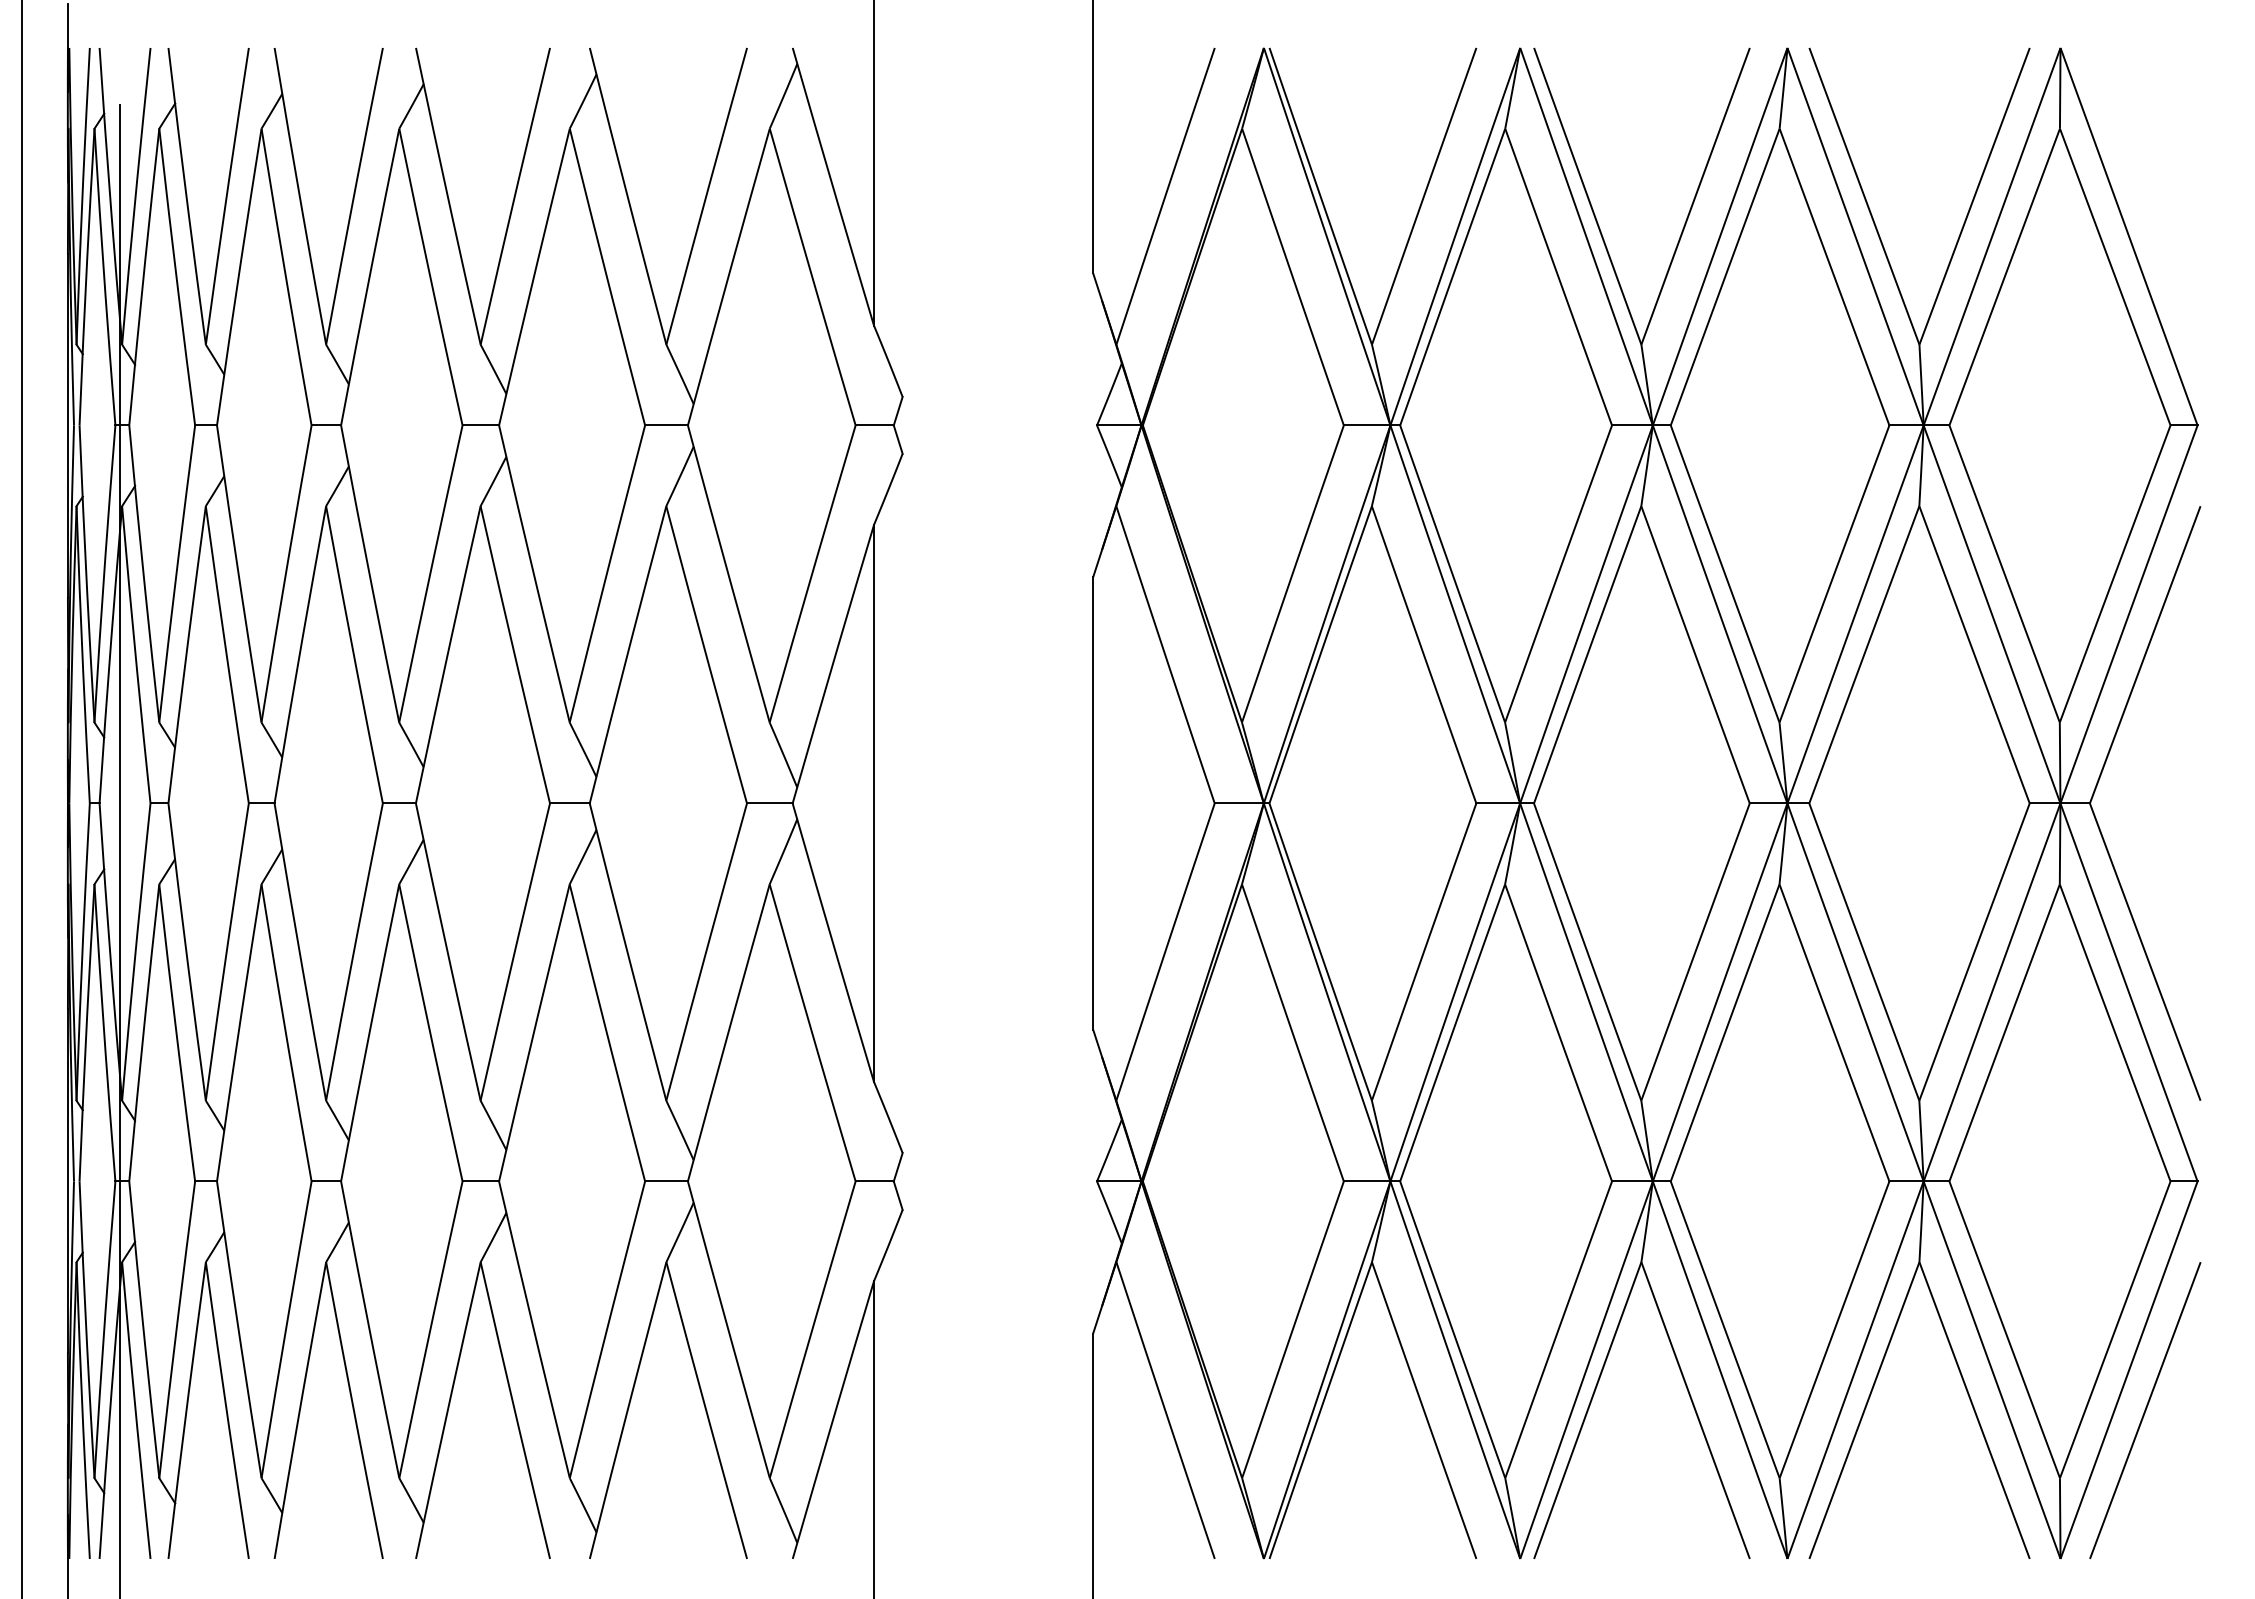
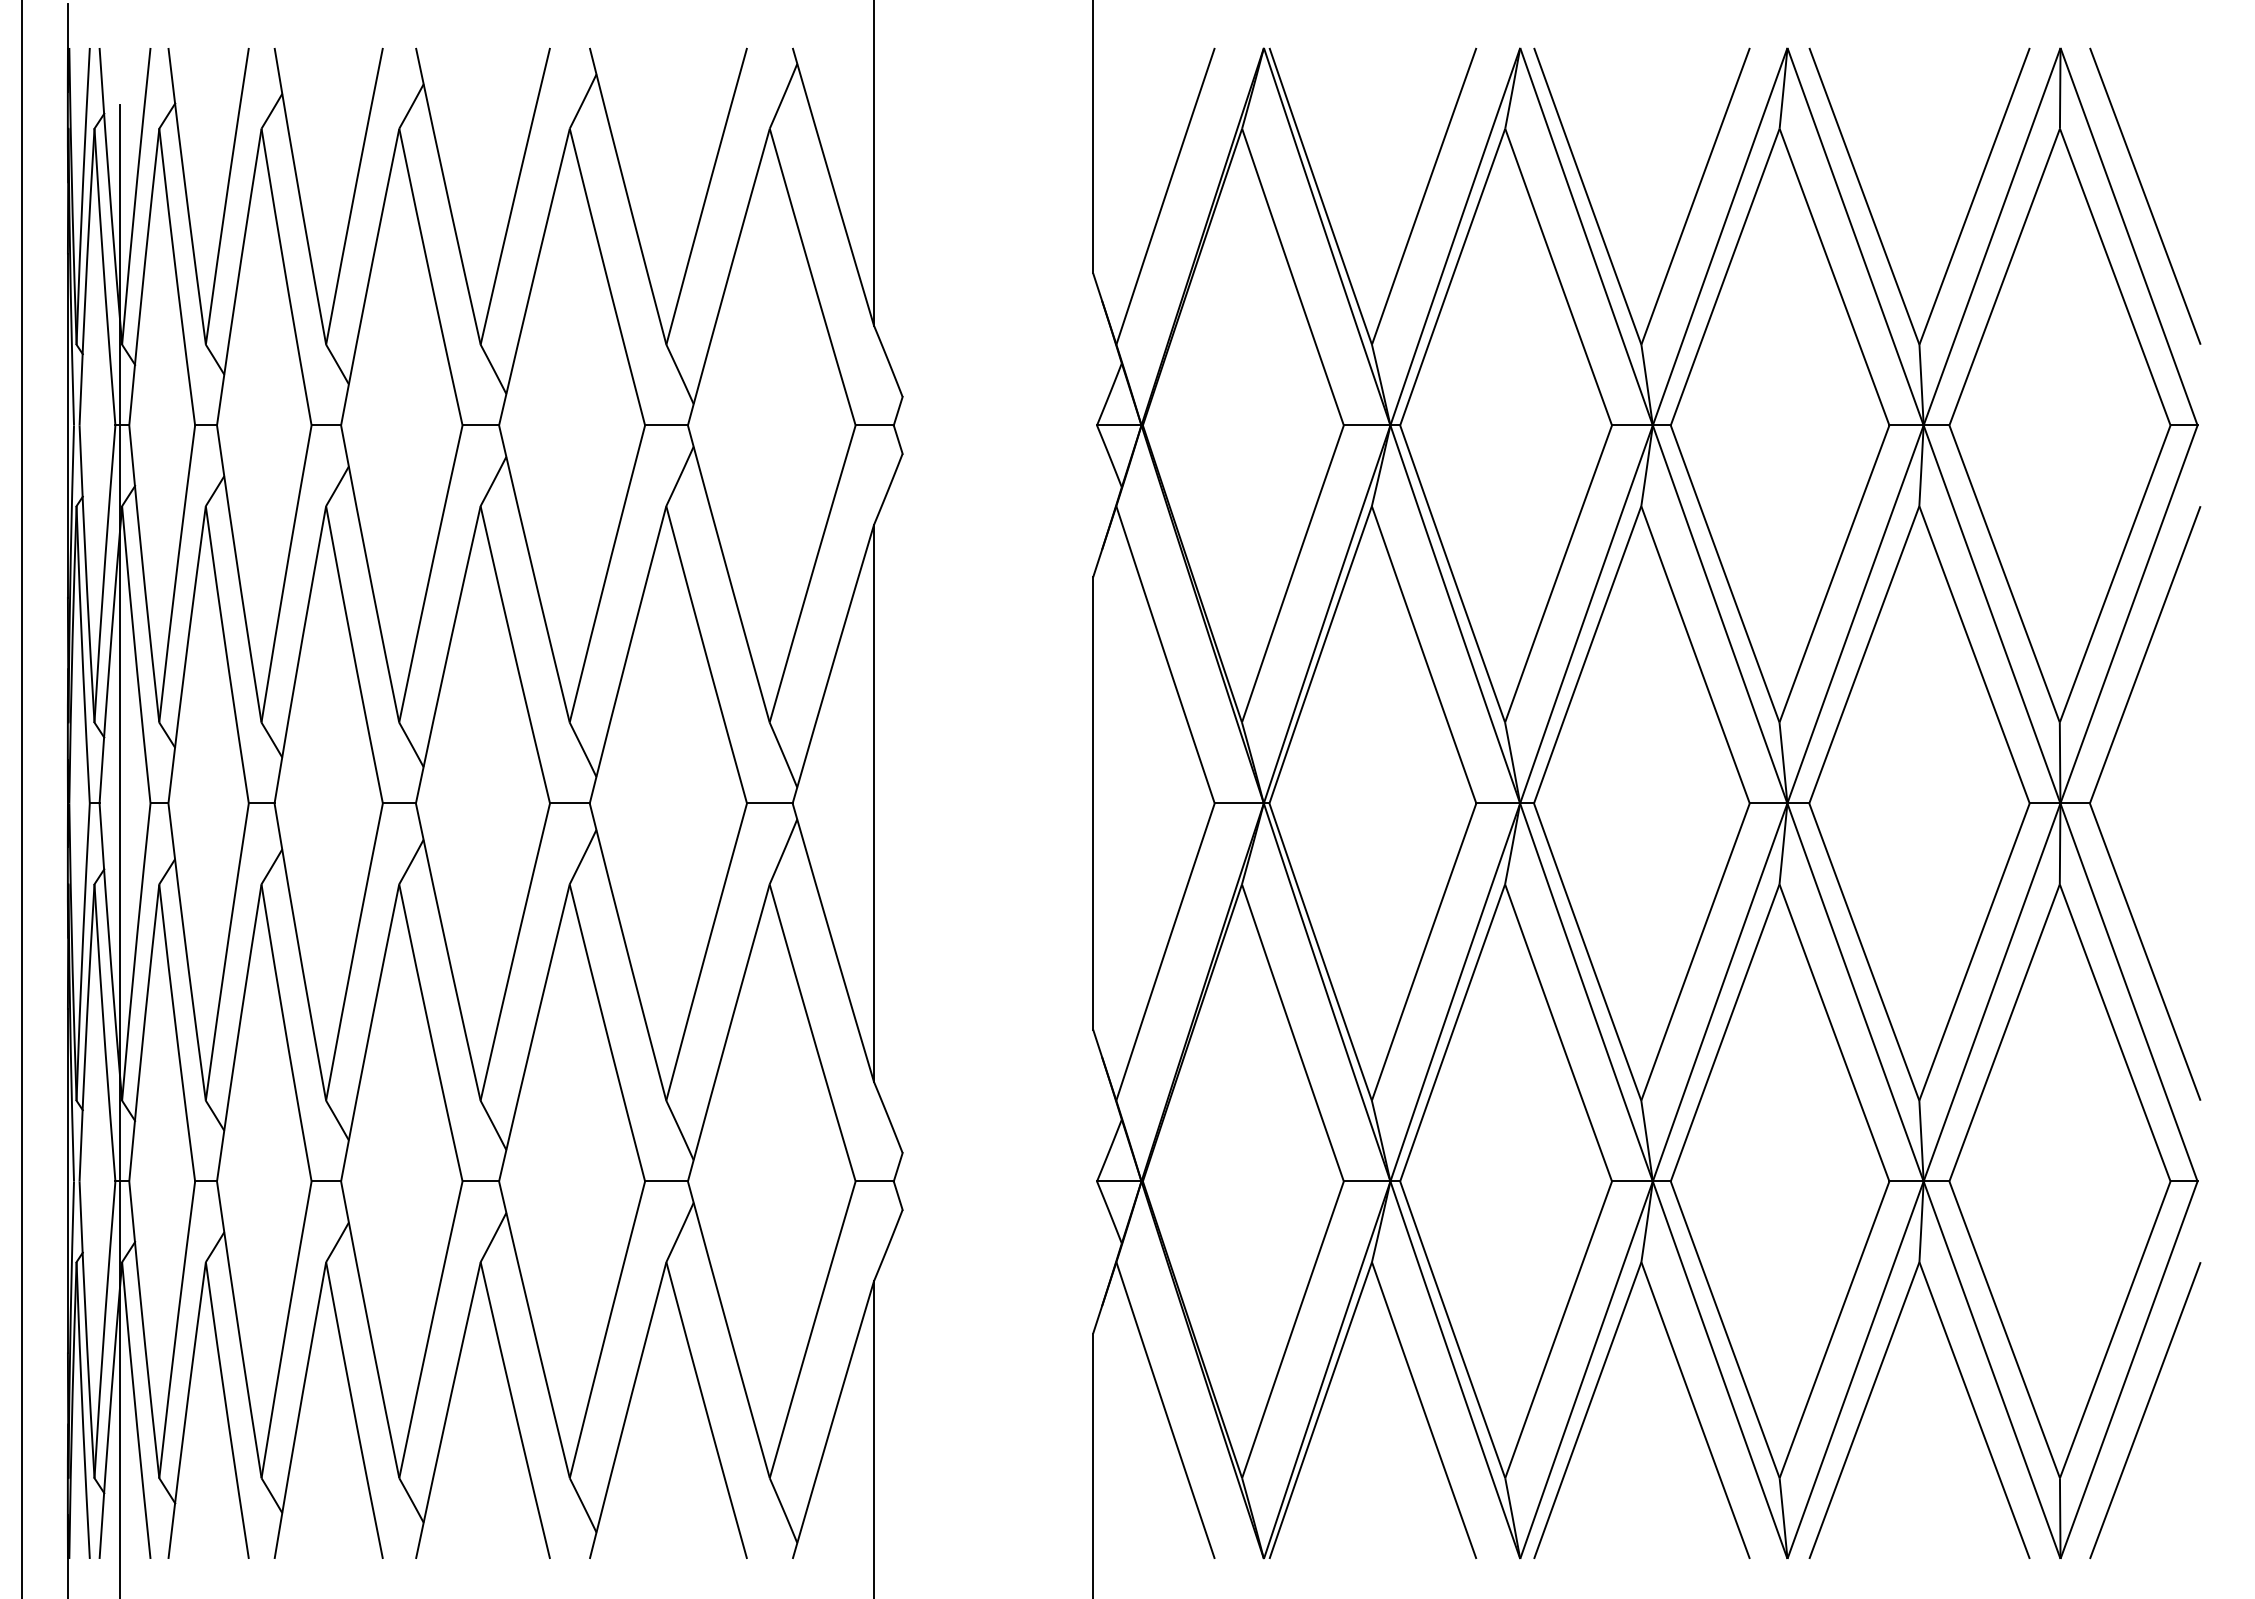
line: none -> present (2145, 195)
